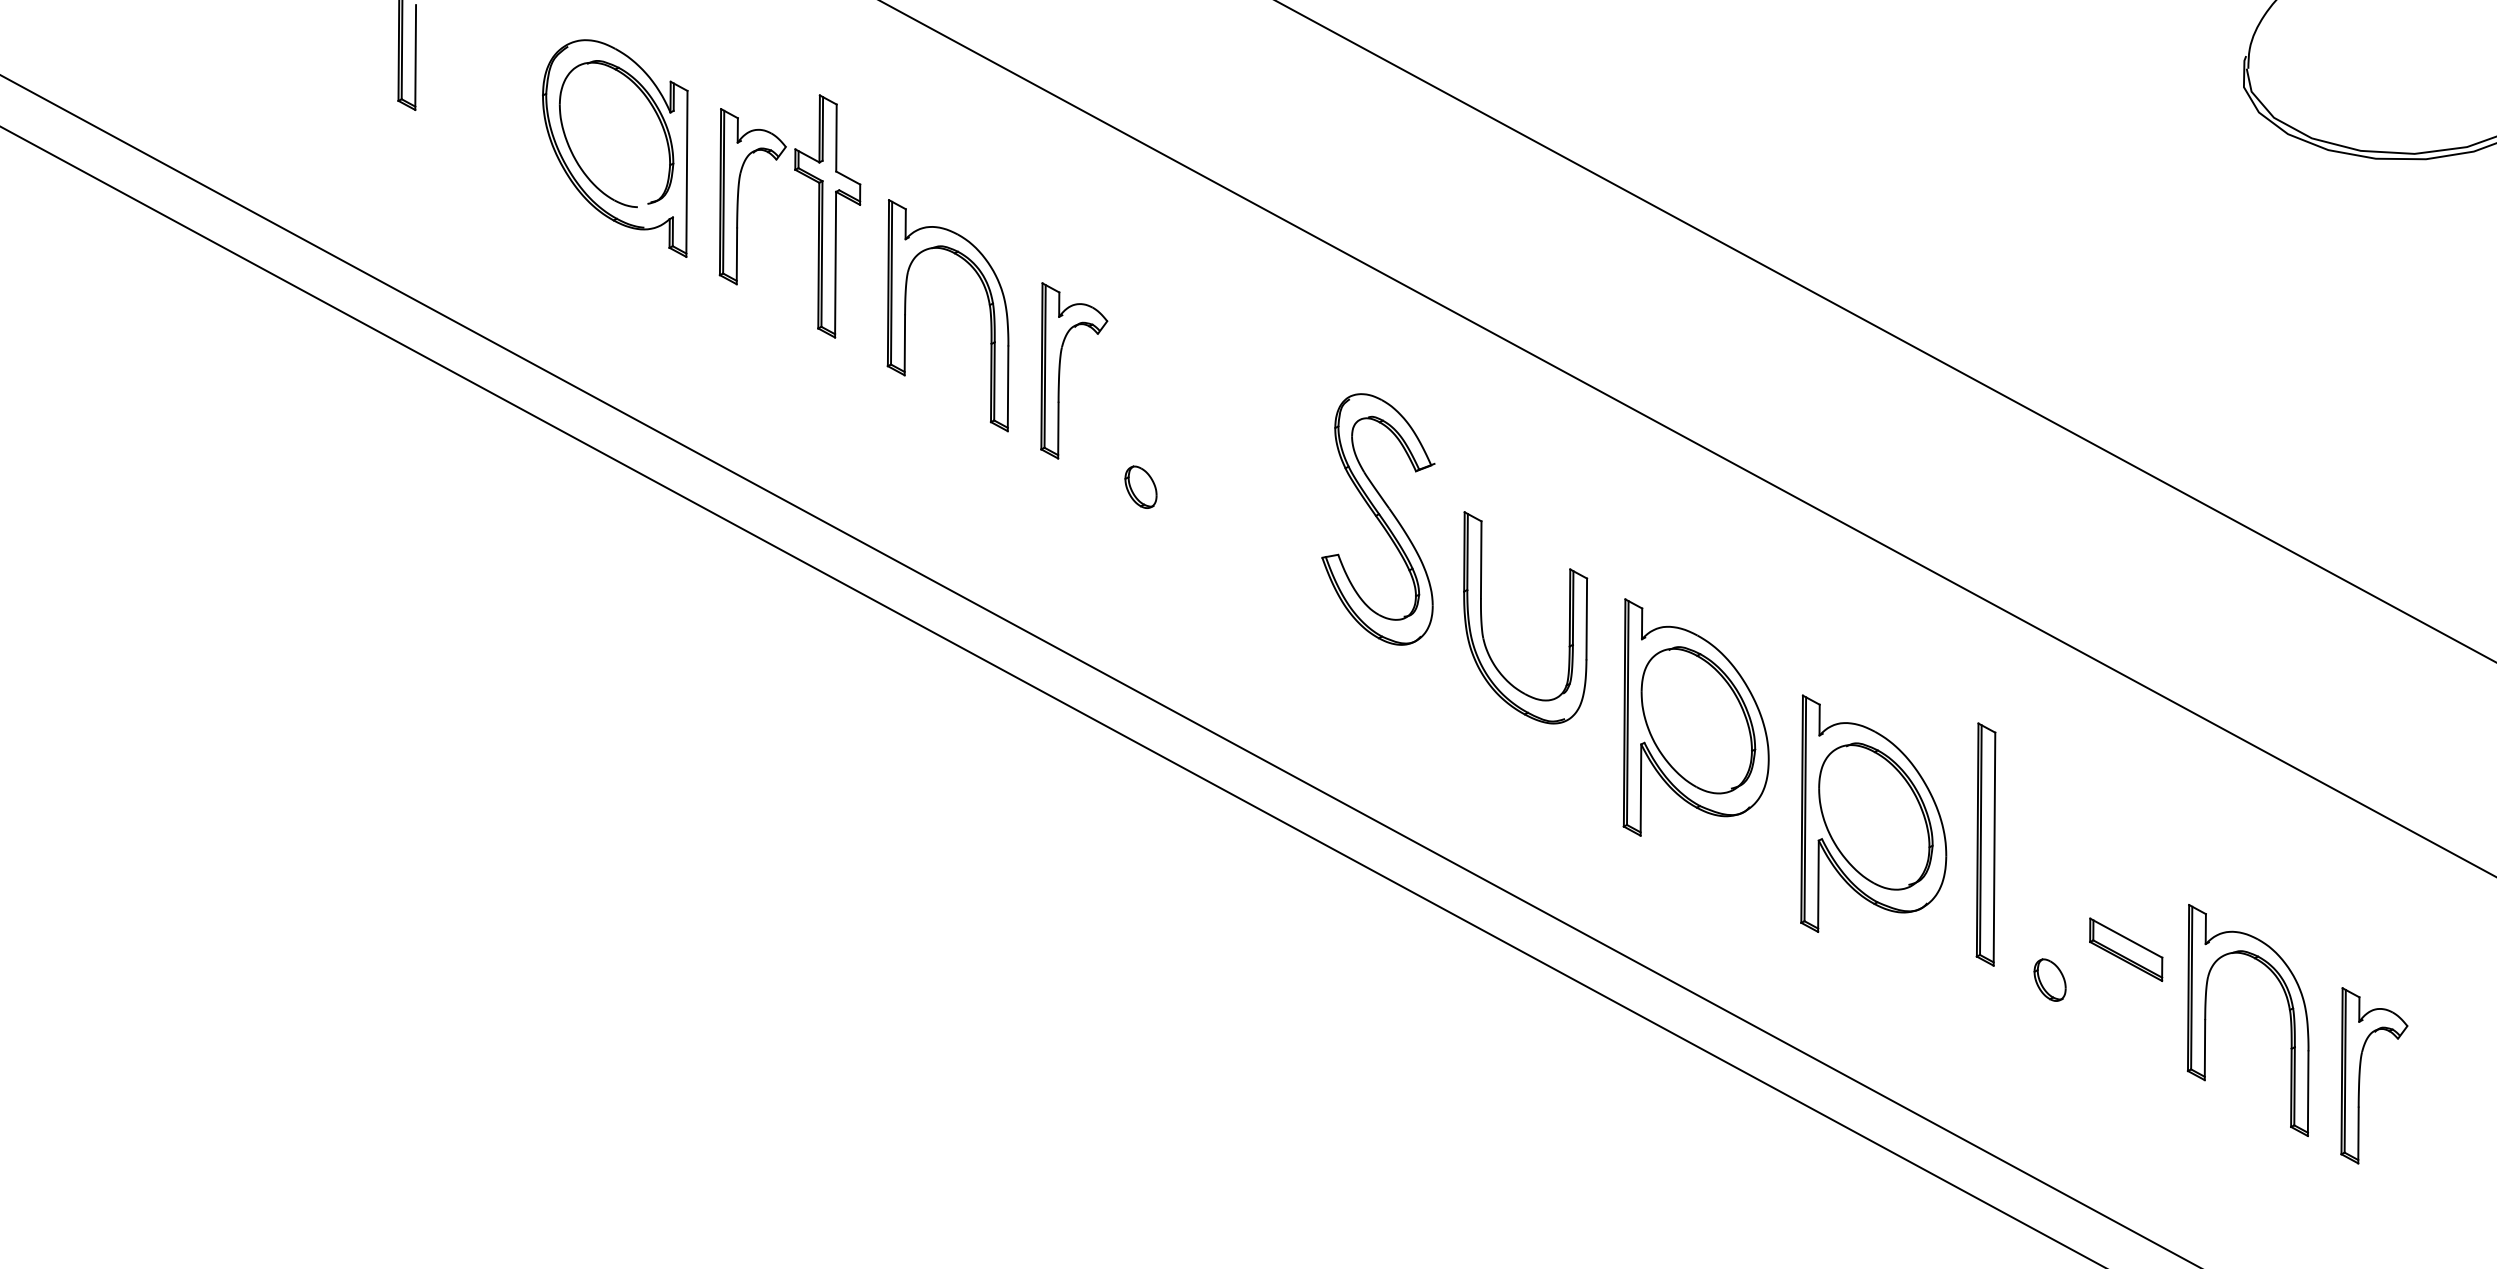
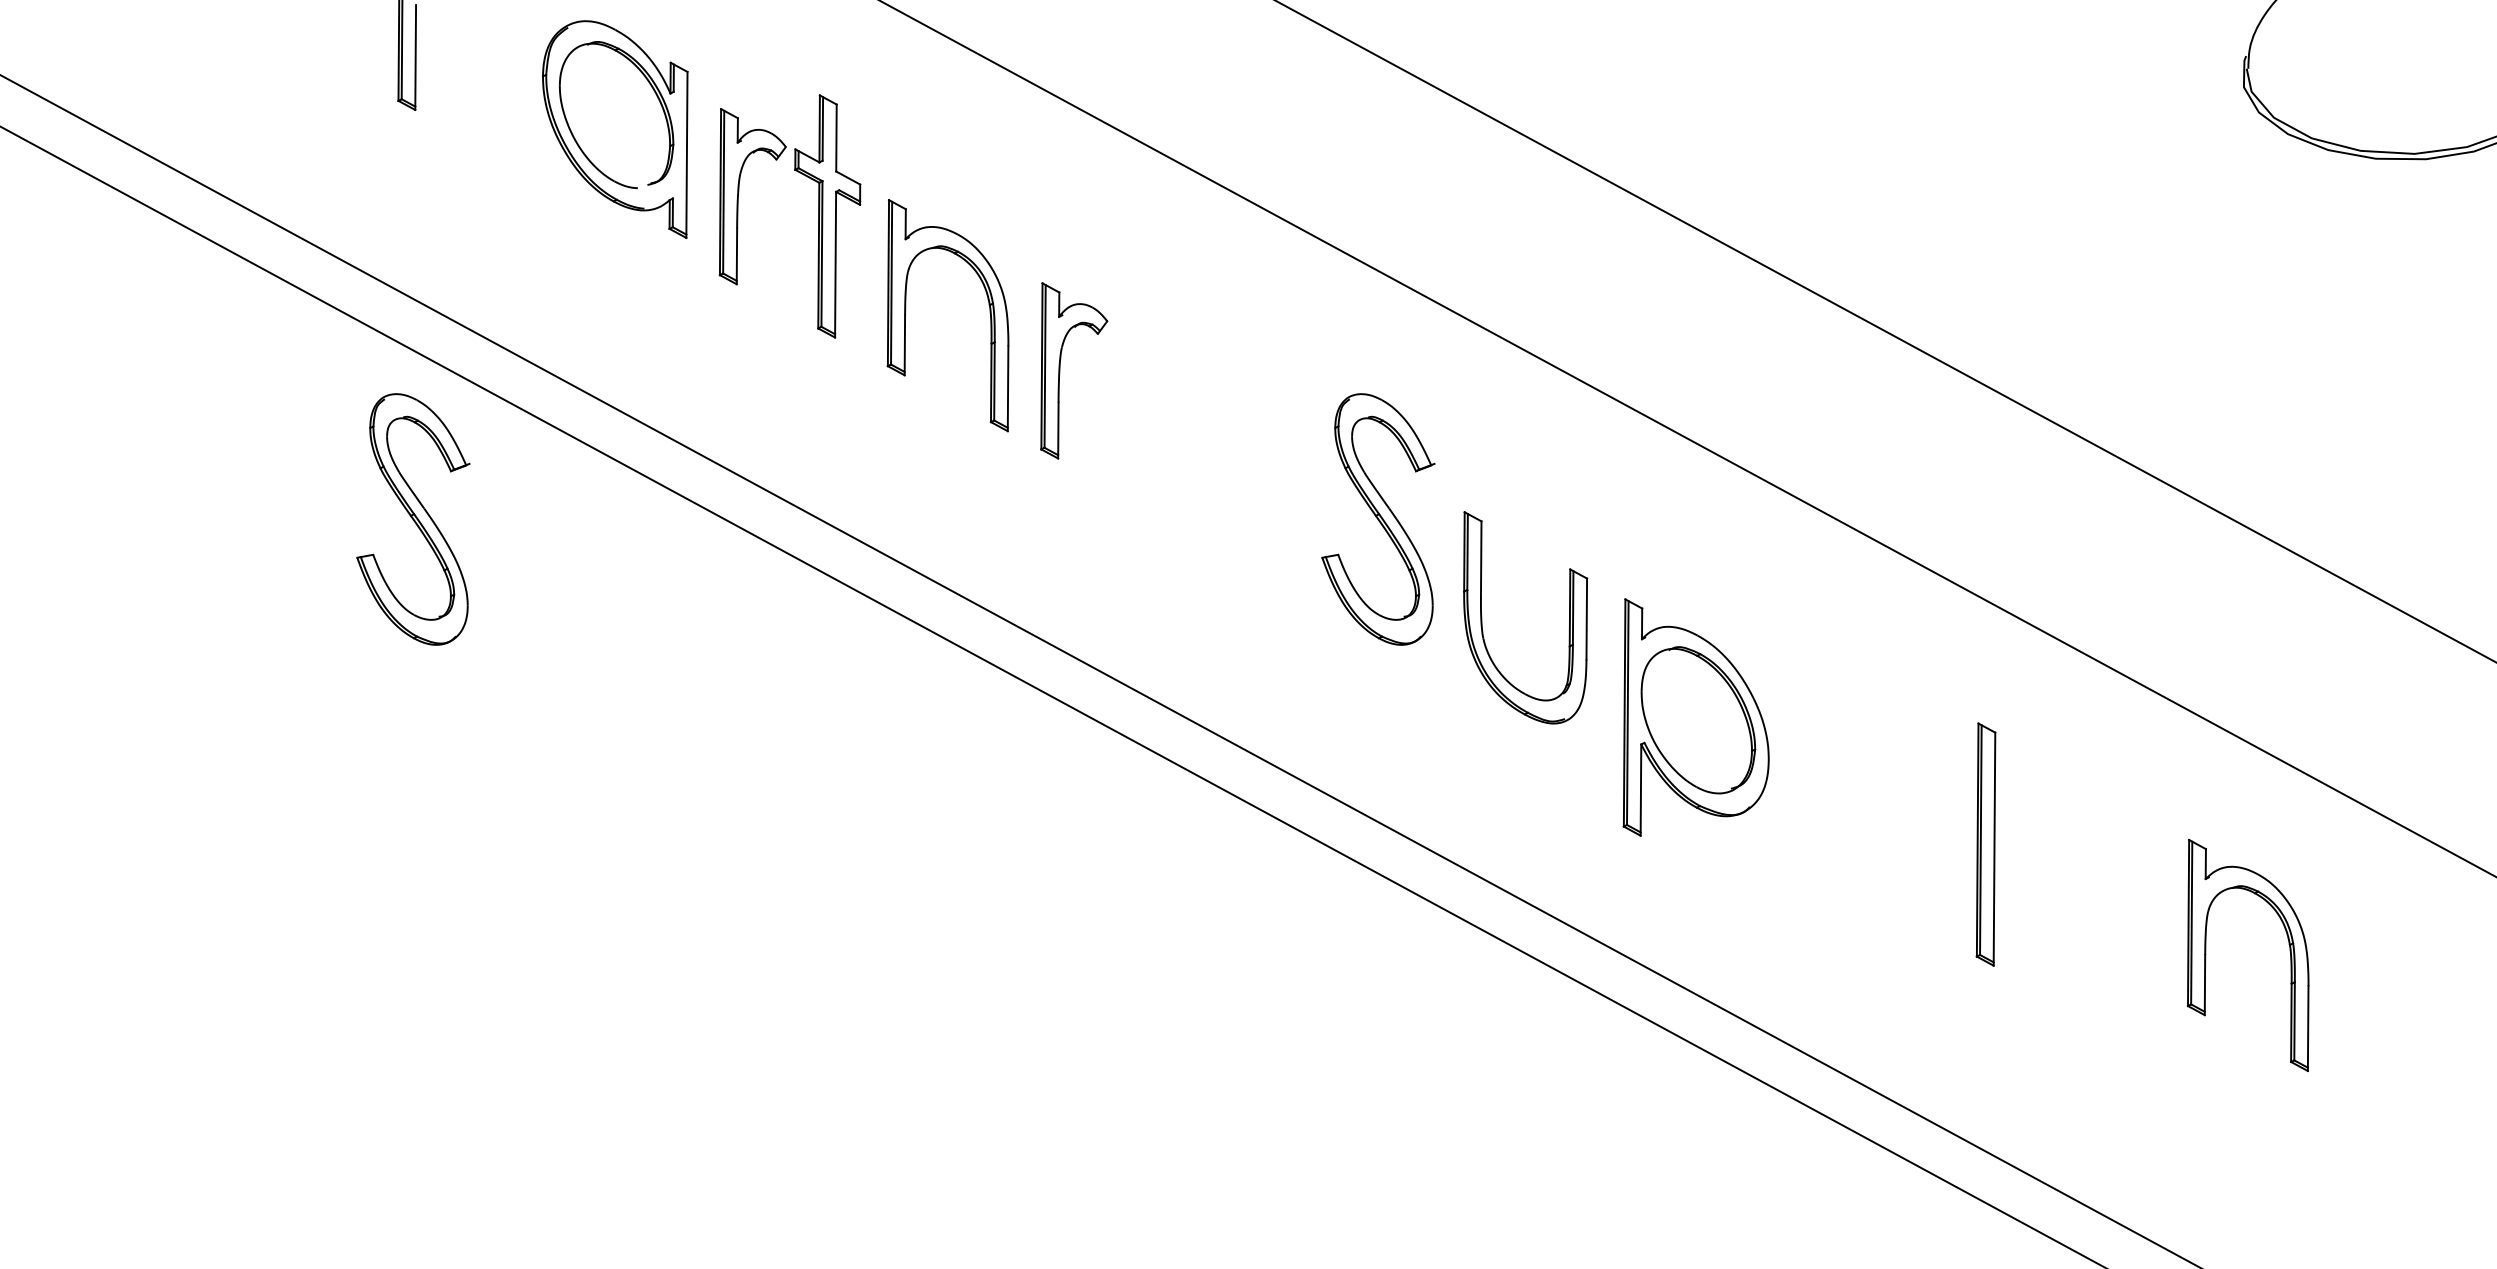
part position: (615, 148) -> (615, 129) (615, 129)
part: present -> none (1140, 486)
part: none -> present (413, 519)
part: present -> none (1873, 813)
part: present -> none (2126, 949)
part: present -> none (2049, 979)
part position: (2206, 1020) -> (2206, 955) (2206, 955)
part: present -> none (2360, 1075)
